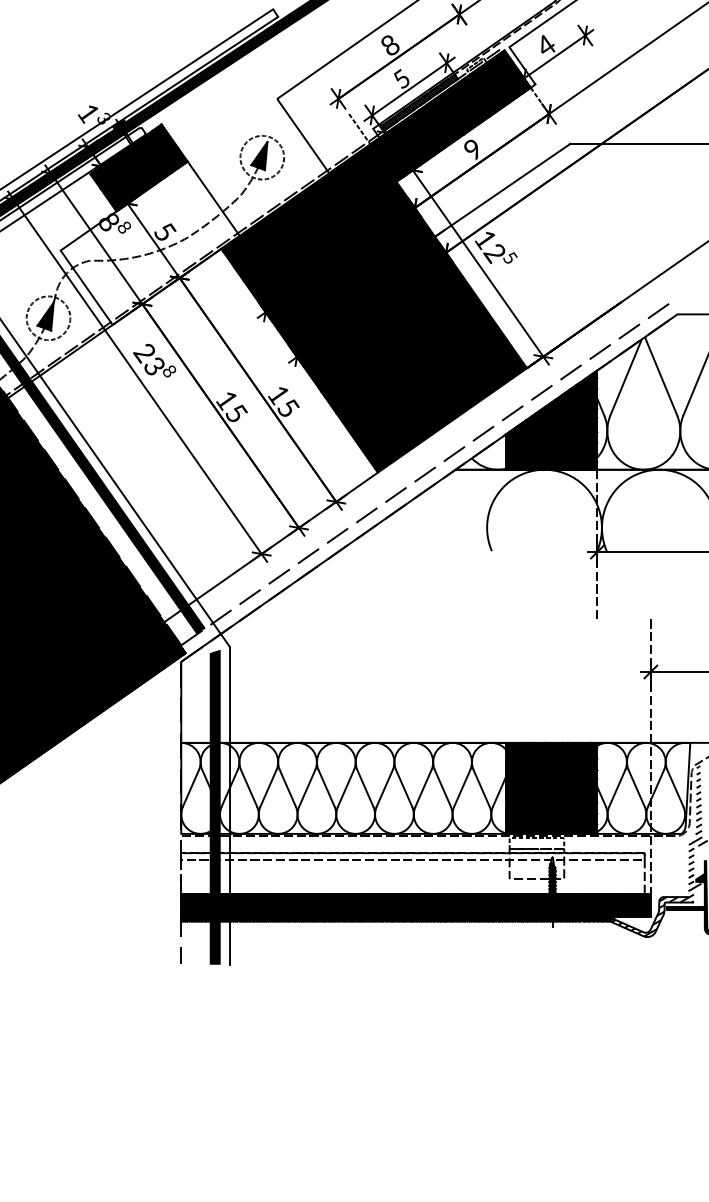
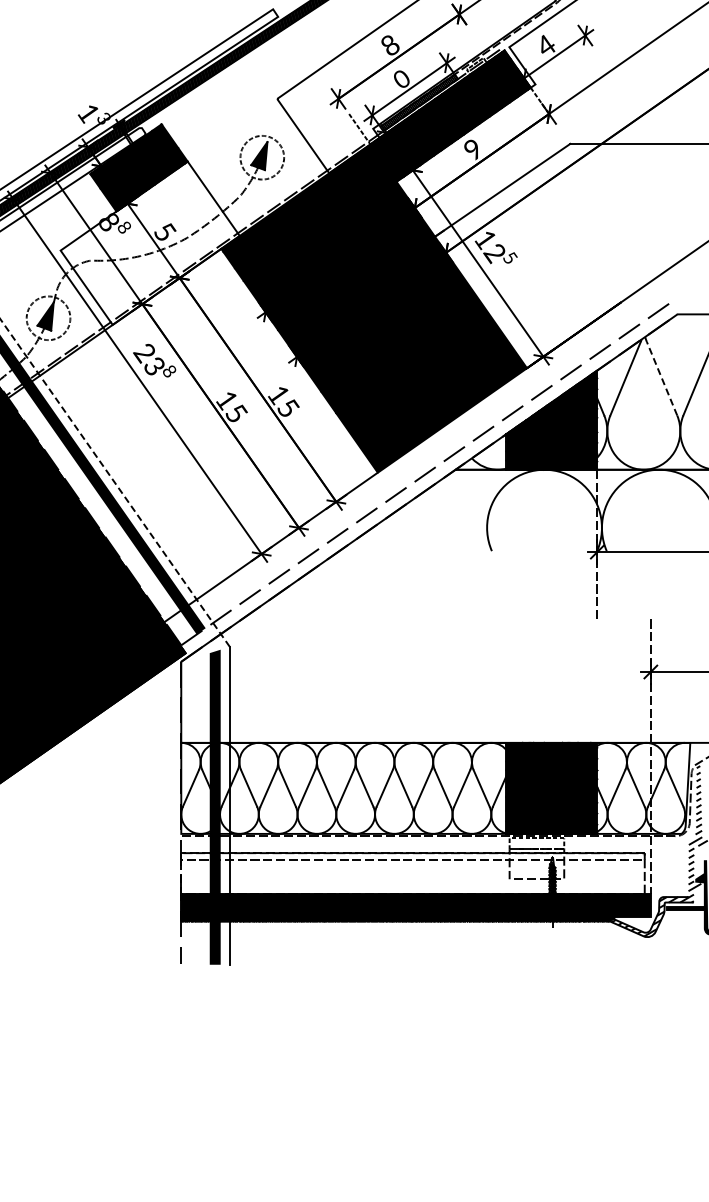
text: 5 -> 0 (401, 78)
line: solid -> dashed (662, 378)
line: solid -> dashed (114, 482)
